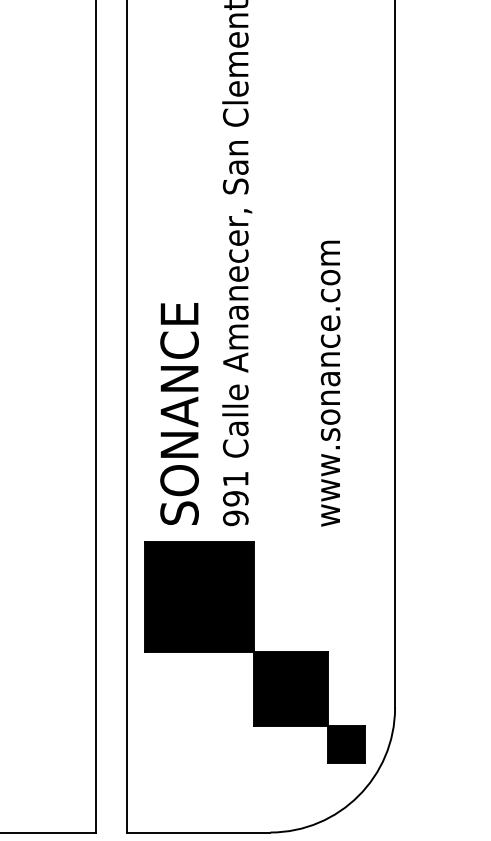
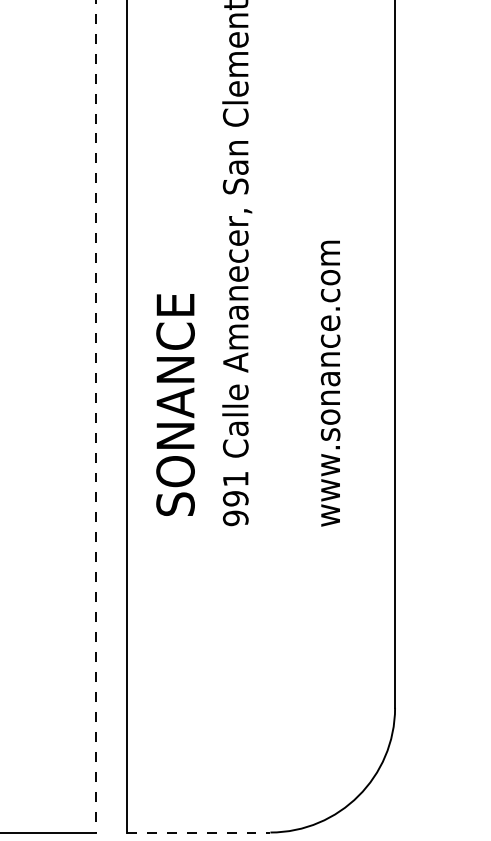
text position: (179, 413) -> (175, 404) (175, 404)
line: solid -> dashed (95, 416)
part: present -> none (254, 652)
line: solid -> dashed (198, 832)
